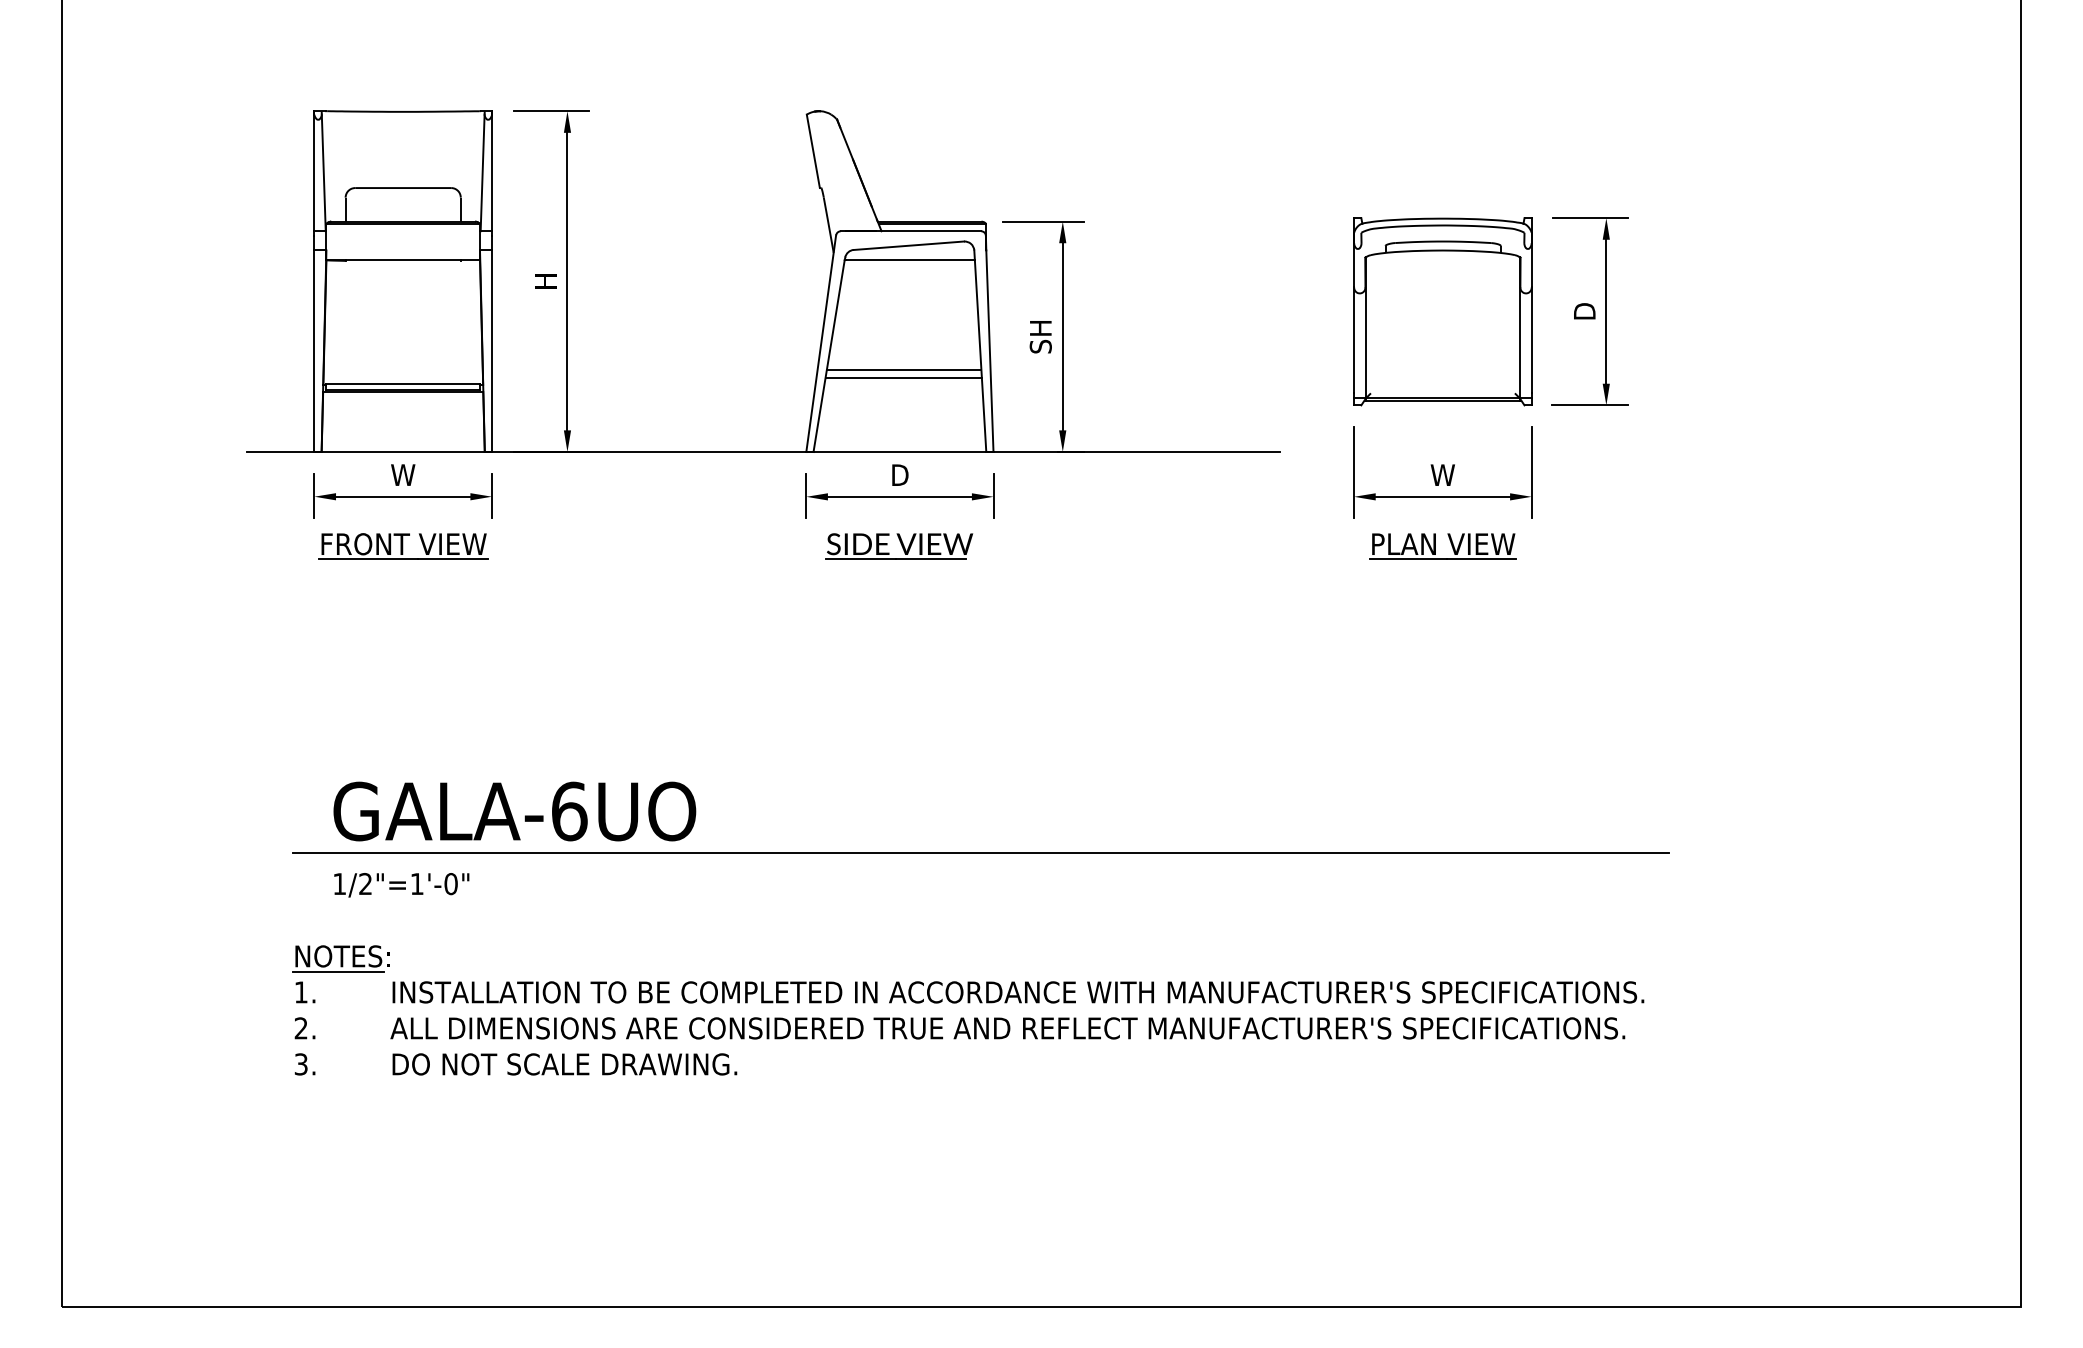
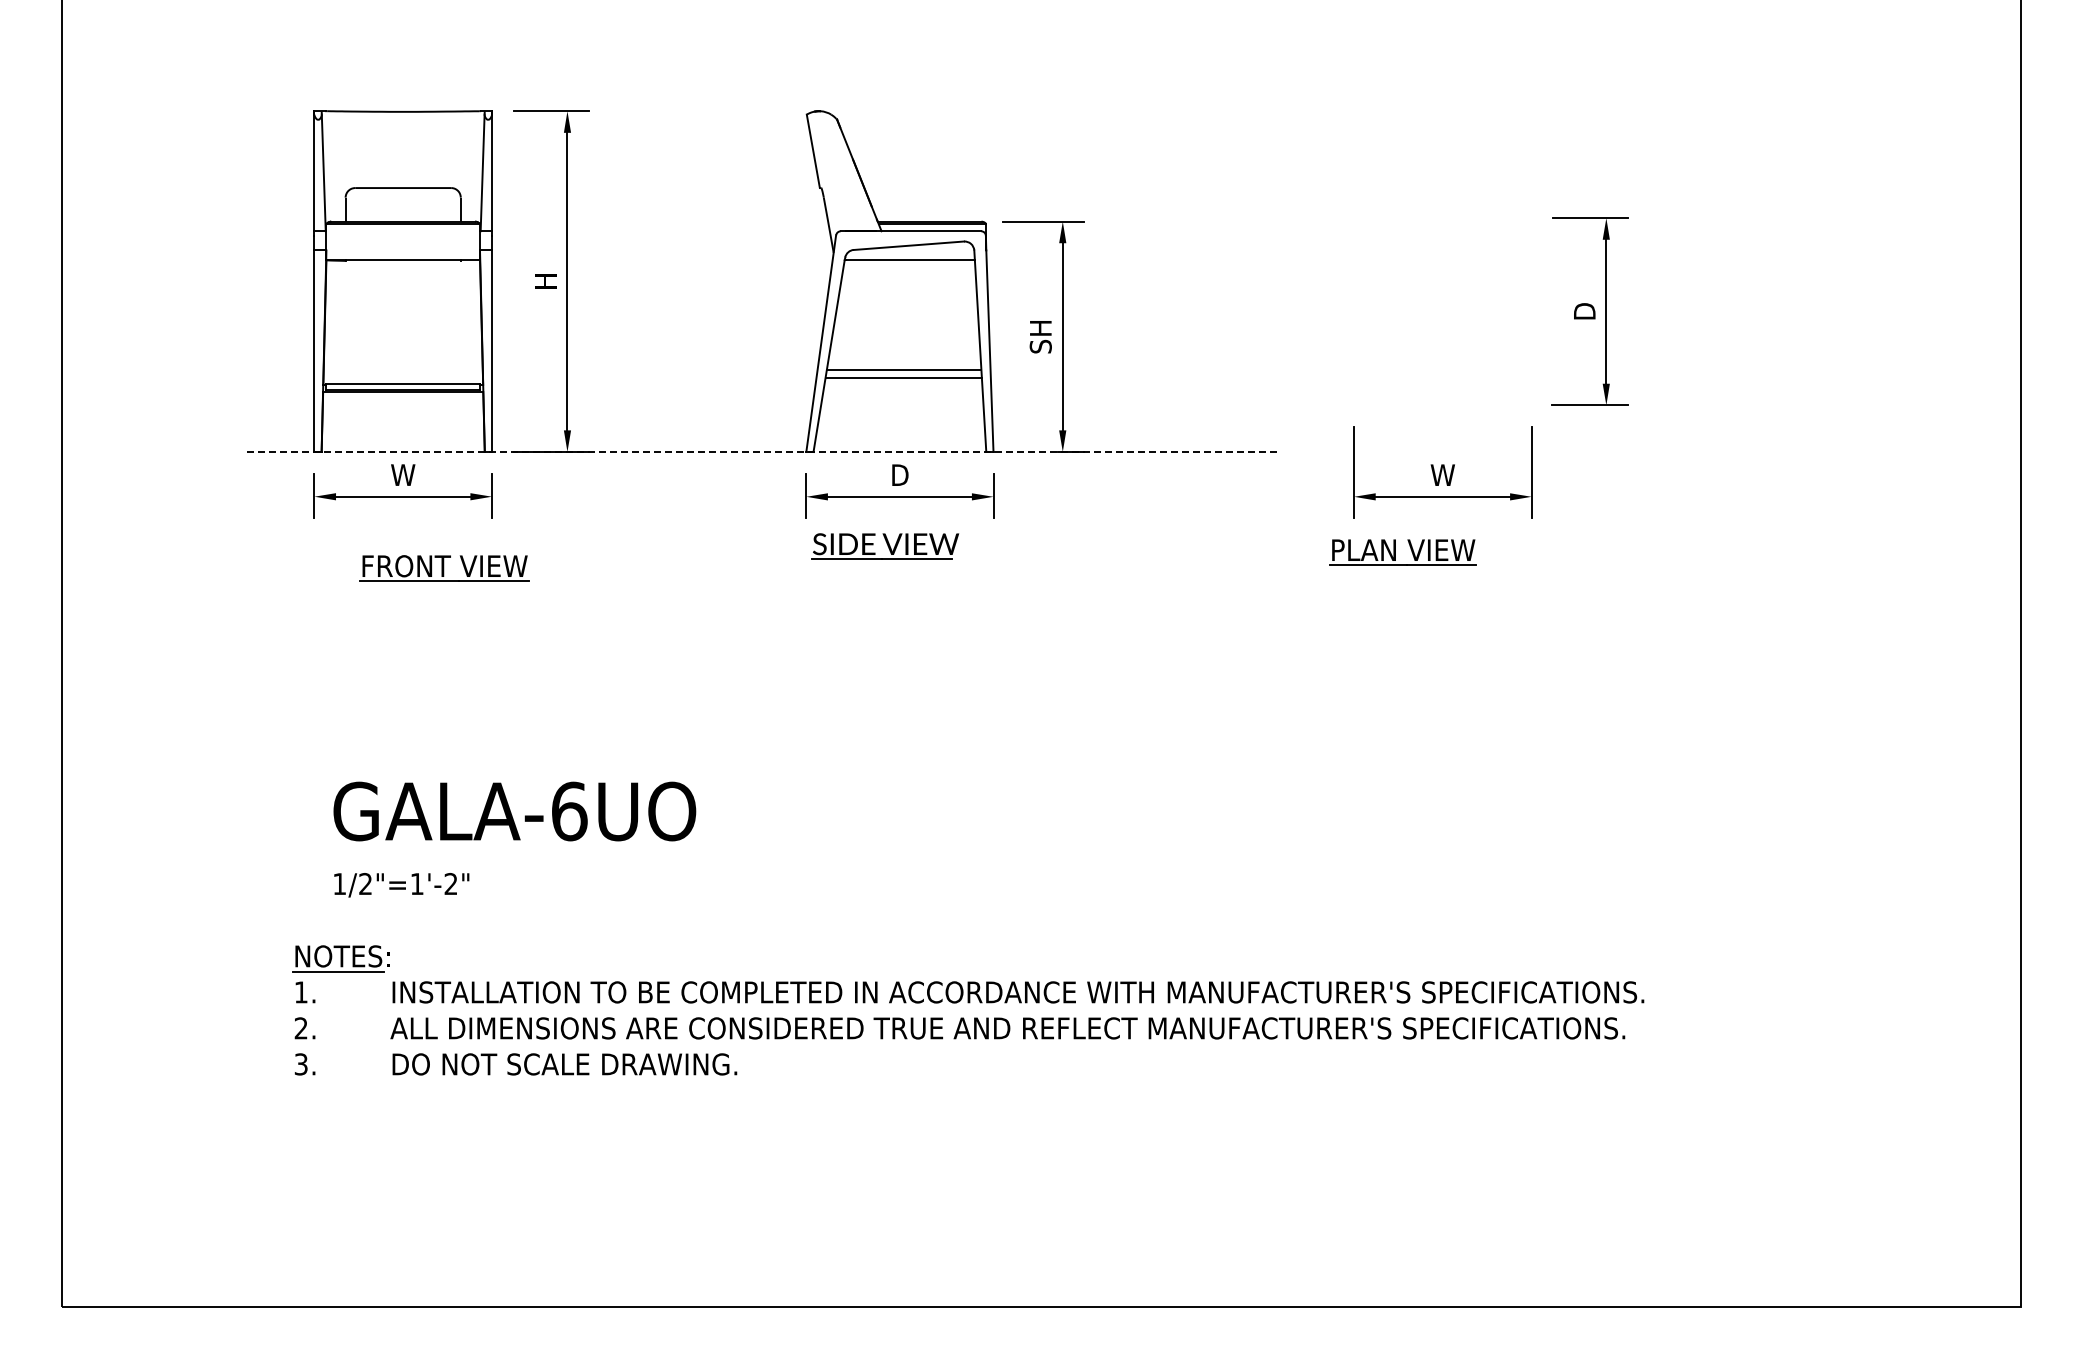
part: present -> none (1442, 311)
line: solid -> dashed (763, 452)
part position: (403, 546) -> (444, 568) (444, 568)
part position: (899, 546) -> (885, 546) (885, 546)
part position: (1435, 546) -> (1395, 552) (1395, 552)
line: present -> none (980, 853)
text: 1/2"=1'-0" -> 1/2"=1'-2" (450, 884)
